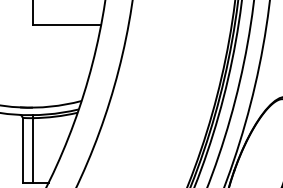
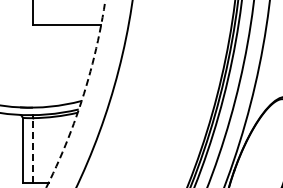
circle: solid -> dashed (75, 93)
line: solid -> dashed (33, 149)
